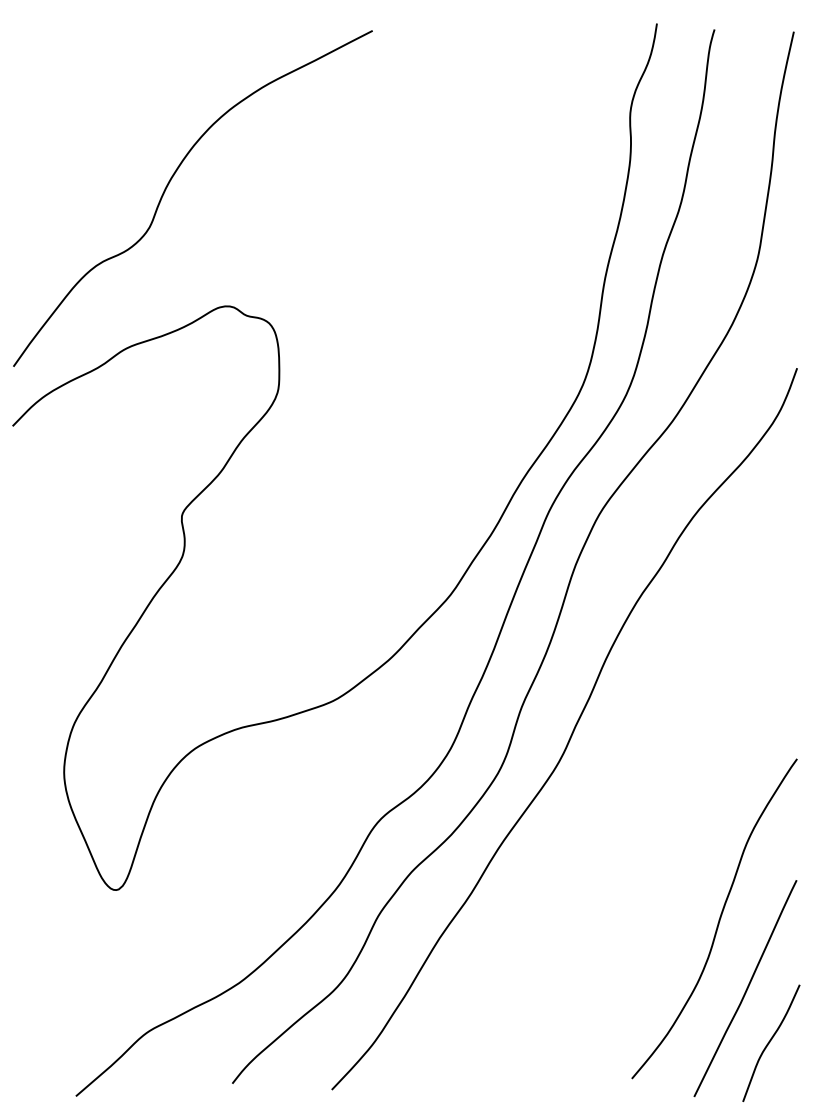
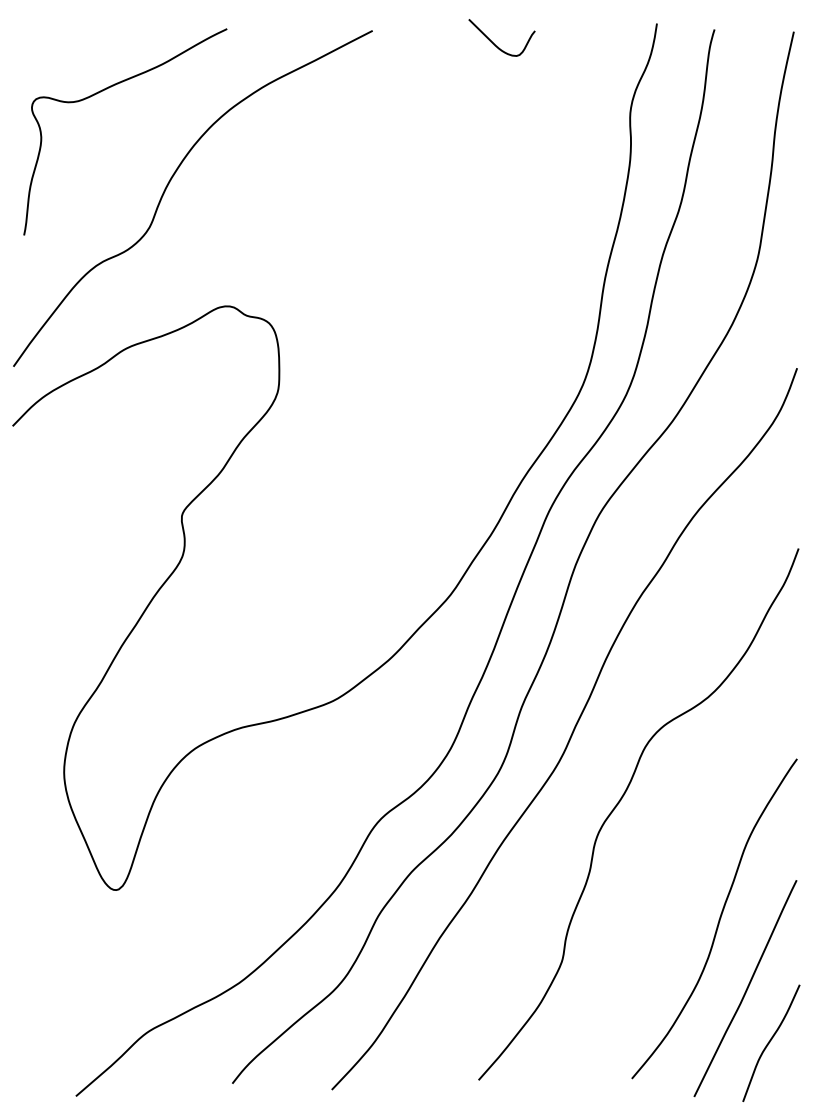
curve: none -> present (494, 43)
curve: none -> present (105, 90)
curve: none -> present (619, 803)
